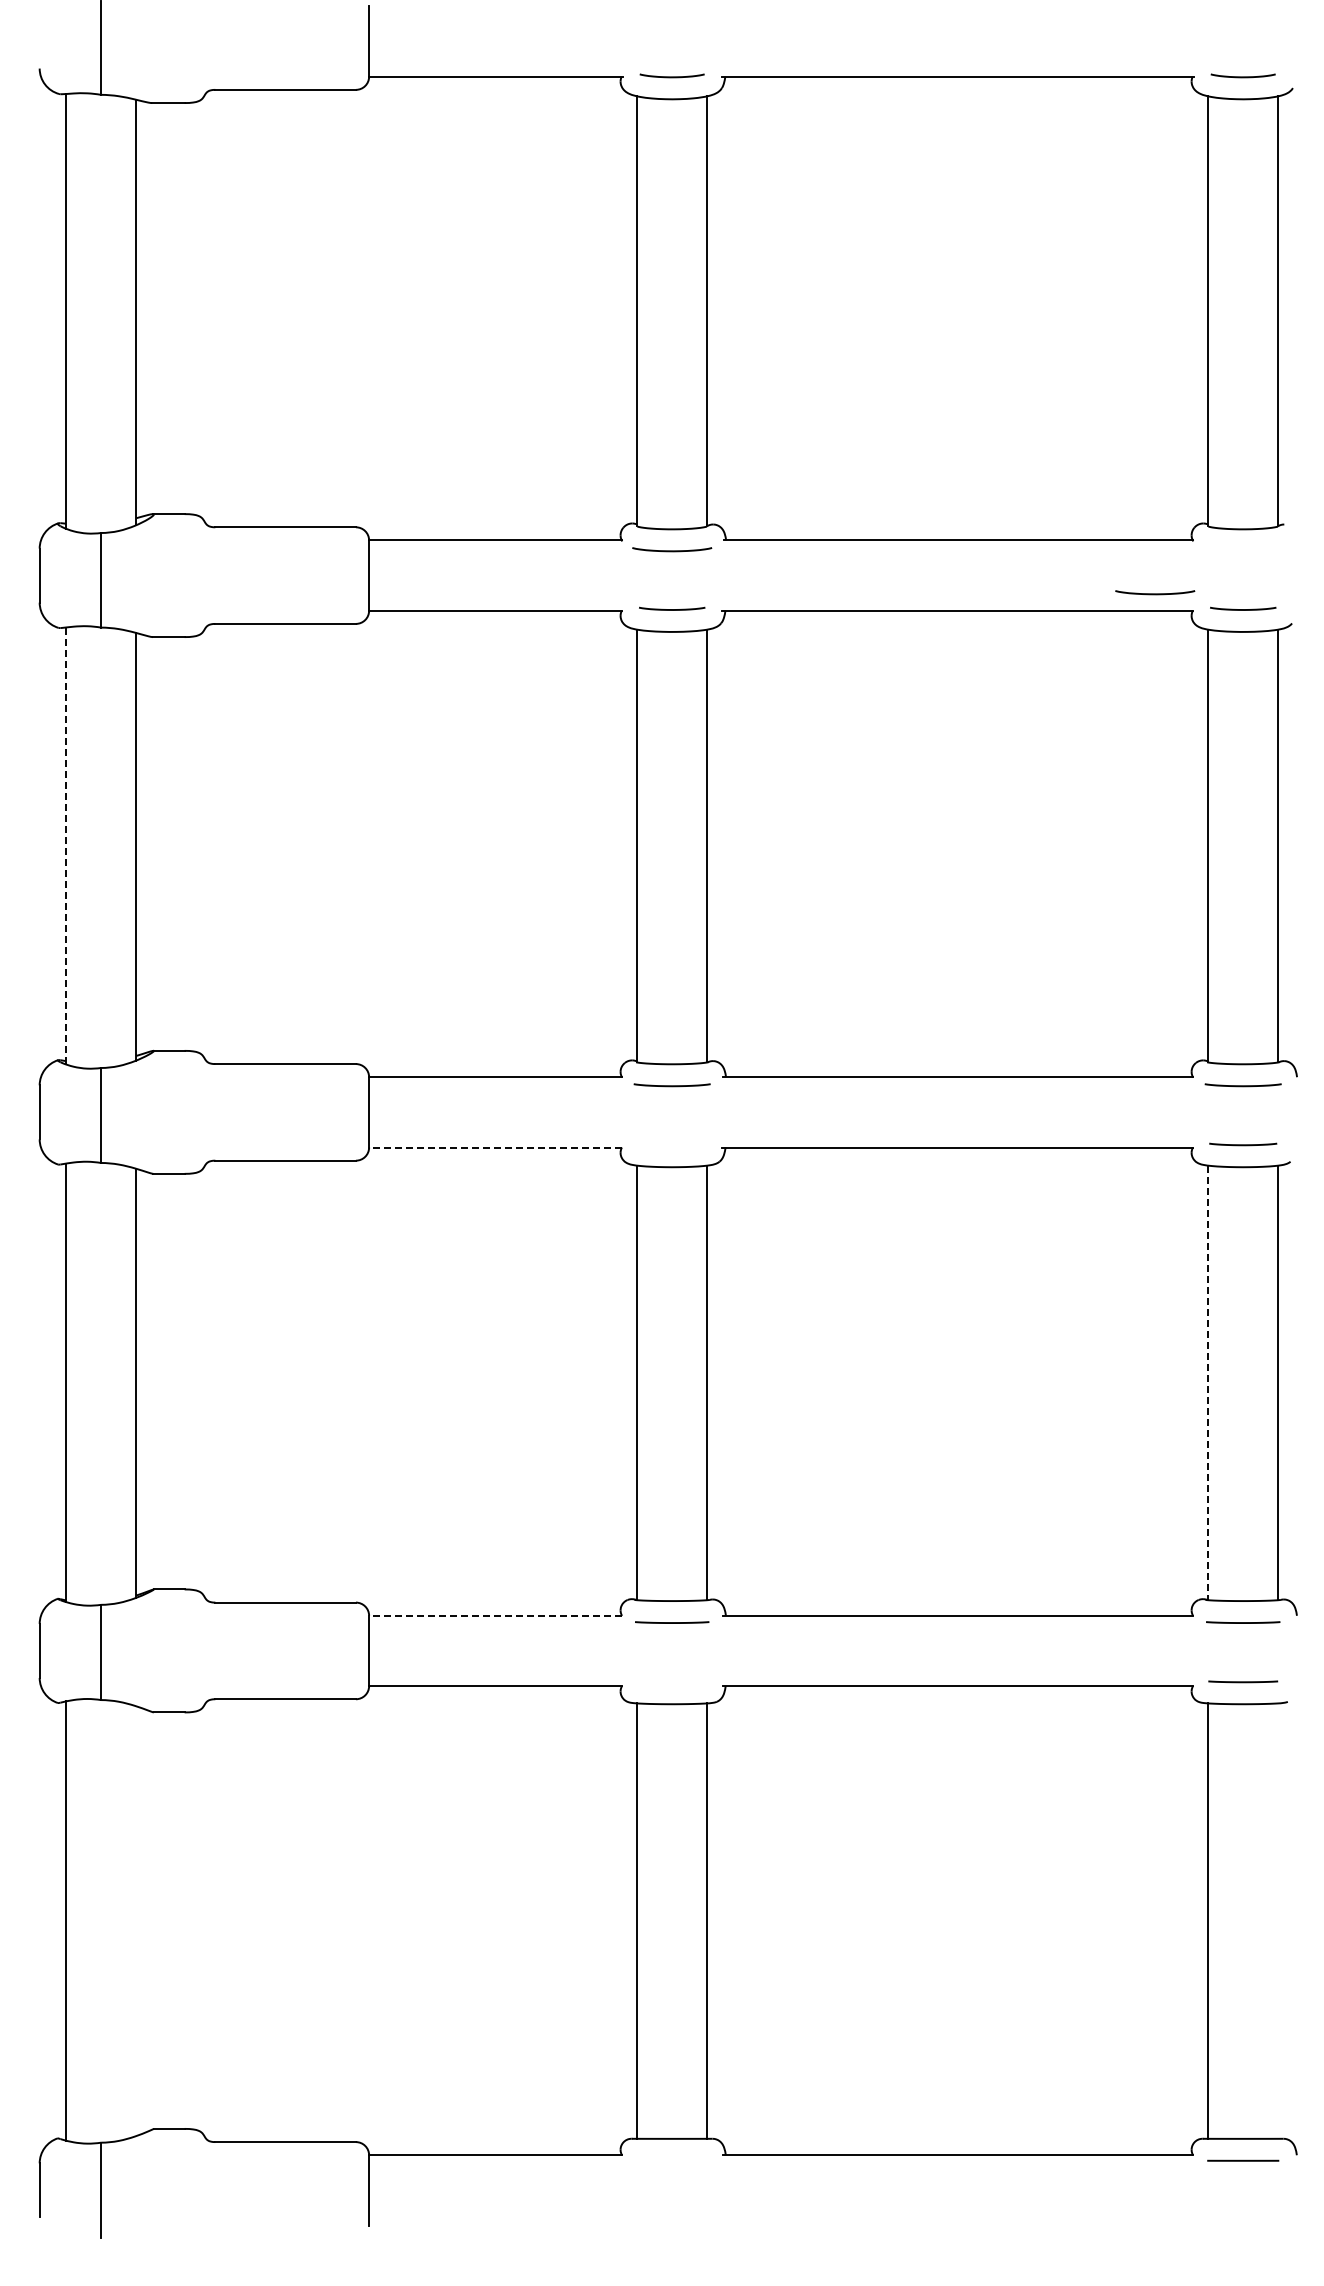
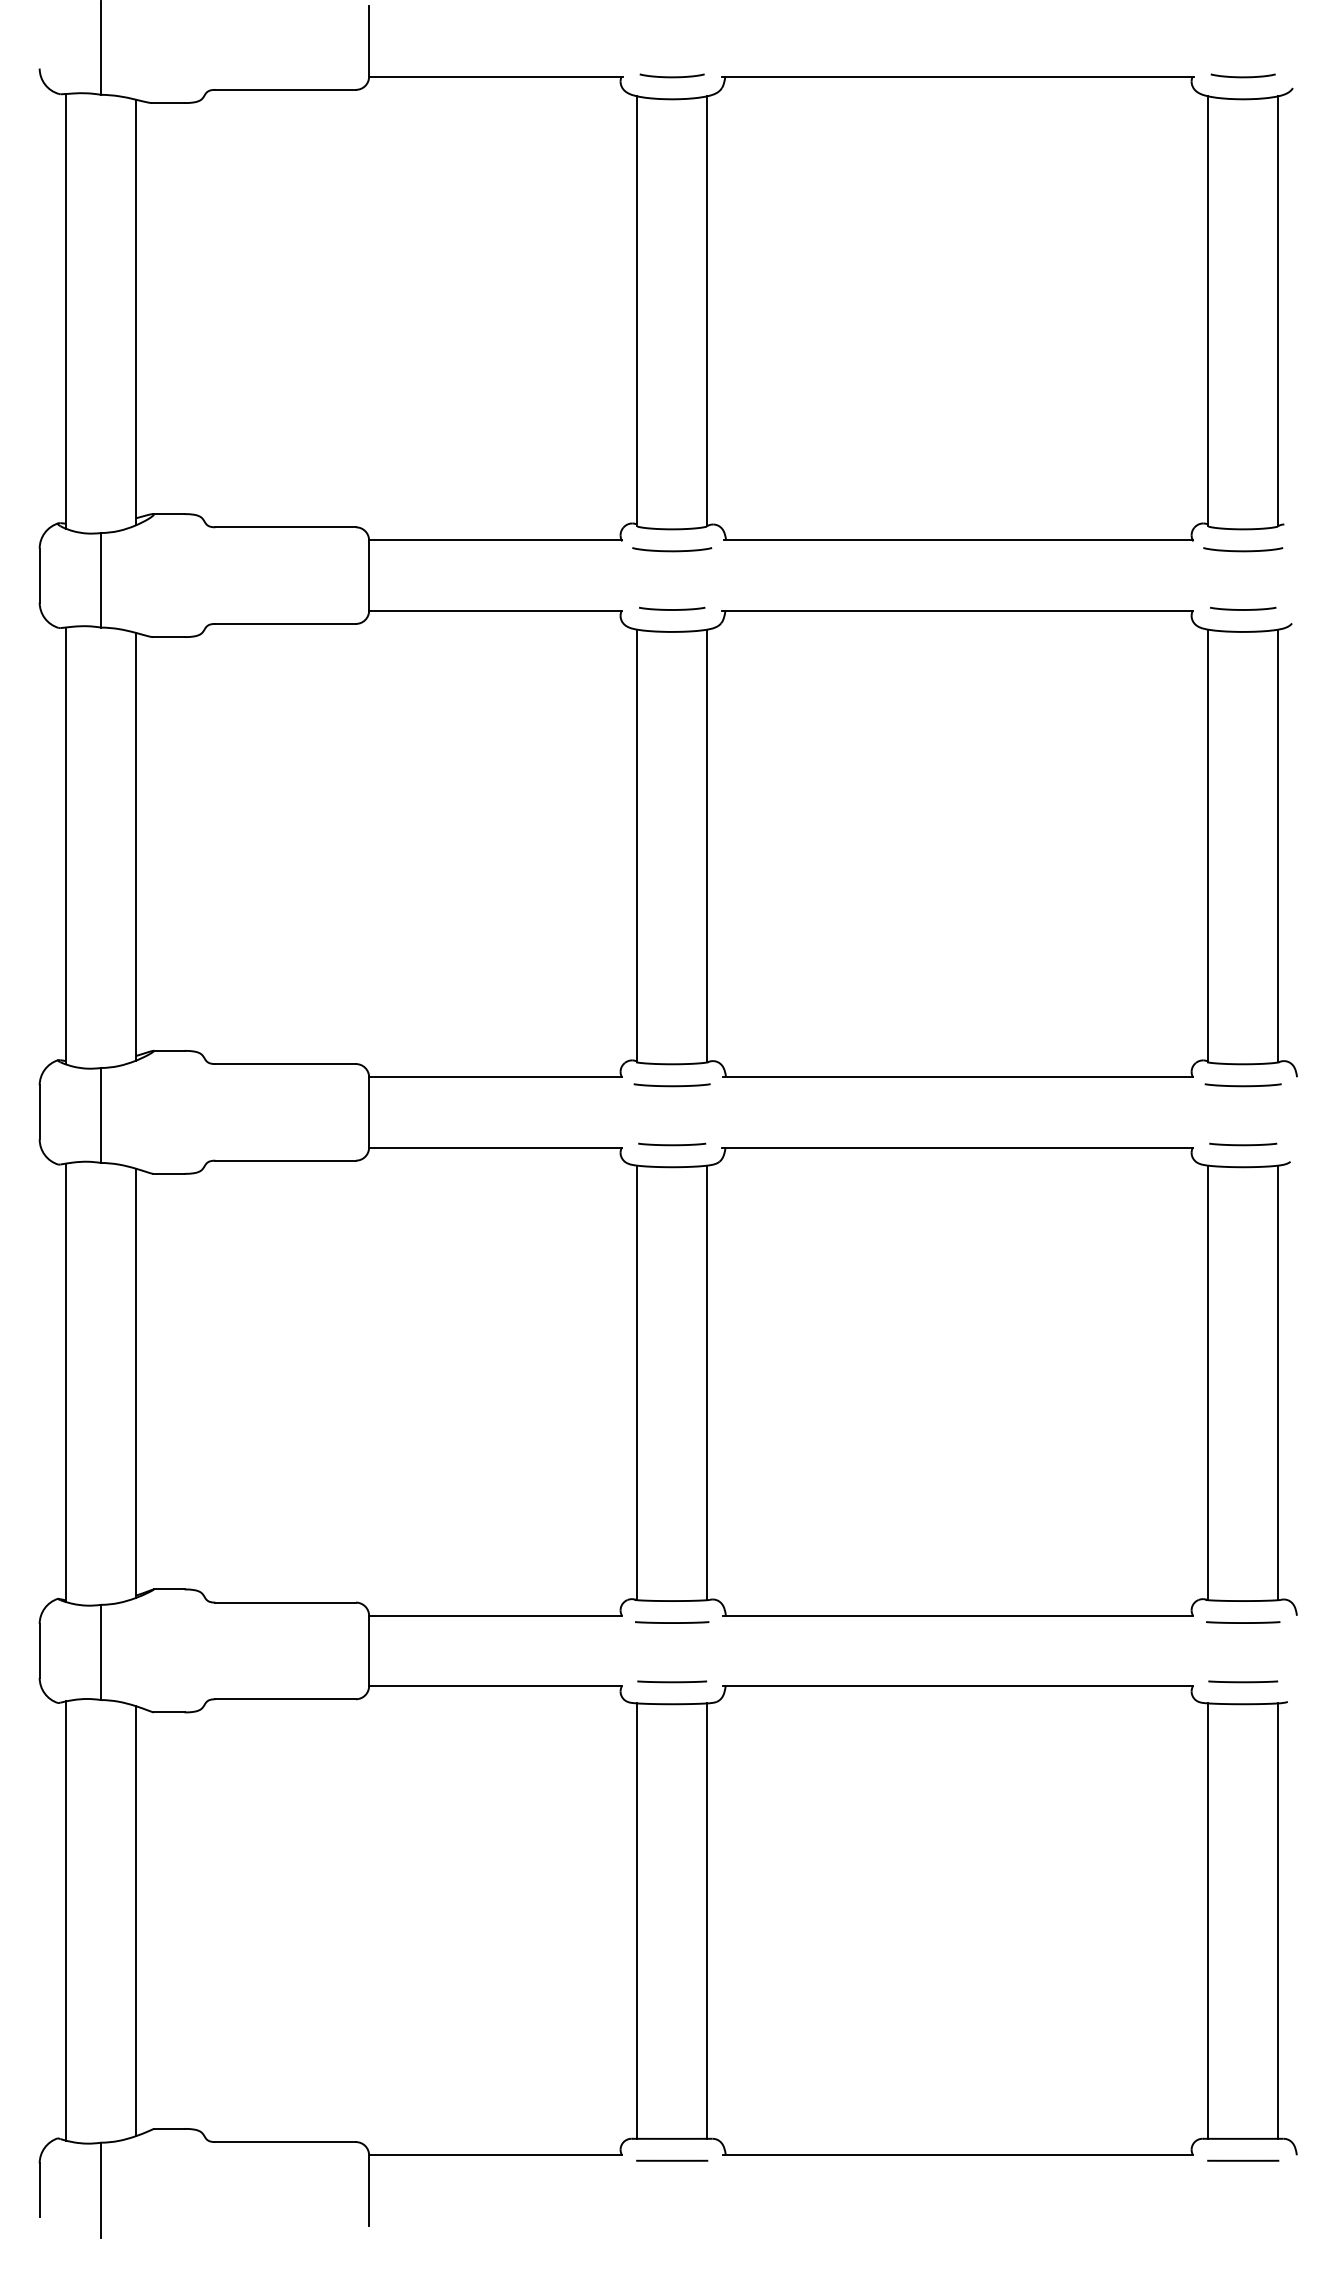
curve position: (1155, 593) -> (1243, 550) (1243, 550)
line: dashed -> solid (66, 846)
curve: none -> present (672, 1144)
line: dashed -> solid (495, 1147)
line: dashed -> solid (1208, 1383)
line: dashed -> solid (495, 1615)
line: none -> present (672, 1681)
line: none -> present (1278, 1920)
line: none -> present (136, 1921)
line: none -> present (672, 2160)
